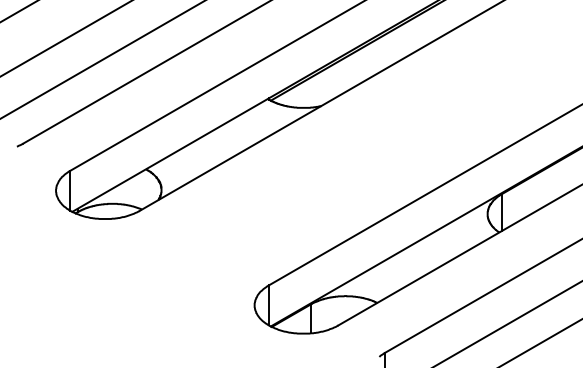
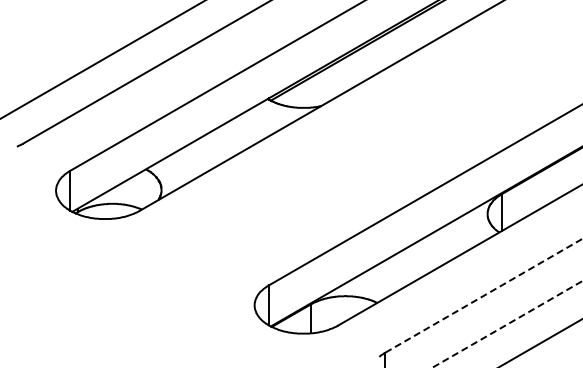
line: present -> none (18, 11)
line: present -> none (65, 38)
line: solid -> dashed (484, 295)
line: solid -> dashed (506, 324)
